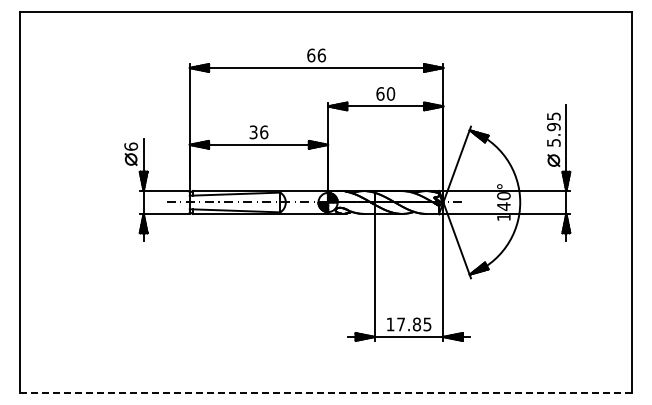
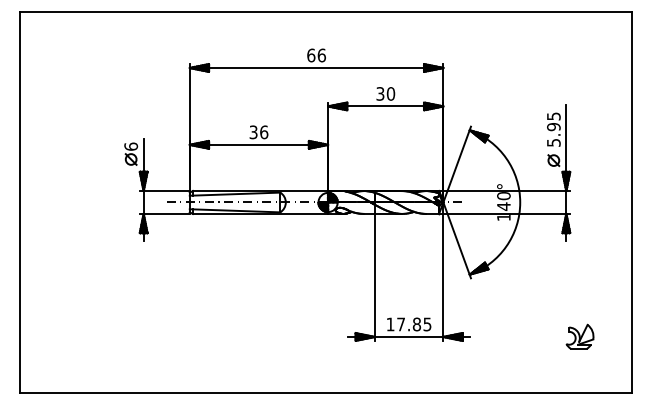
text: 60 -> 30 (380, 93)
part: none -> present (579, 336)
line: dashed -> solid (326, 392)
